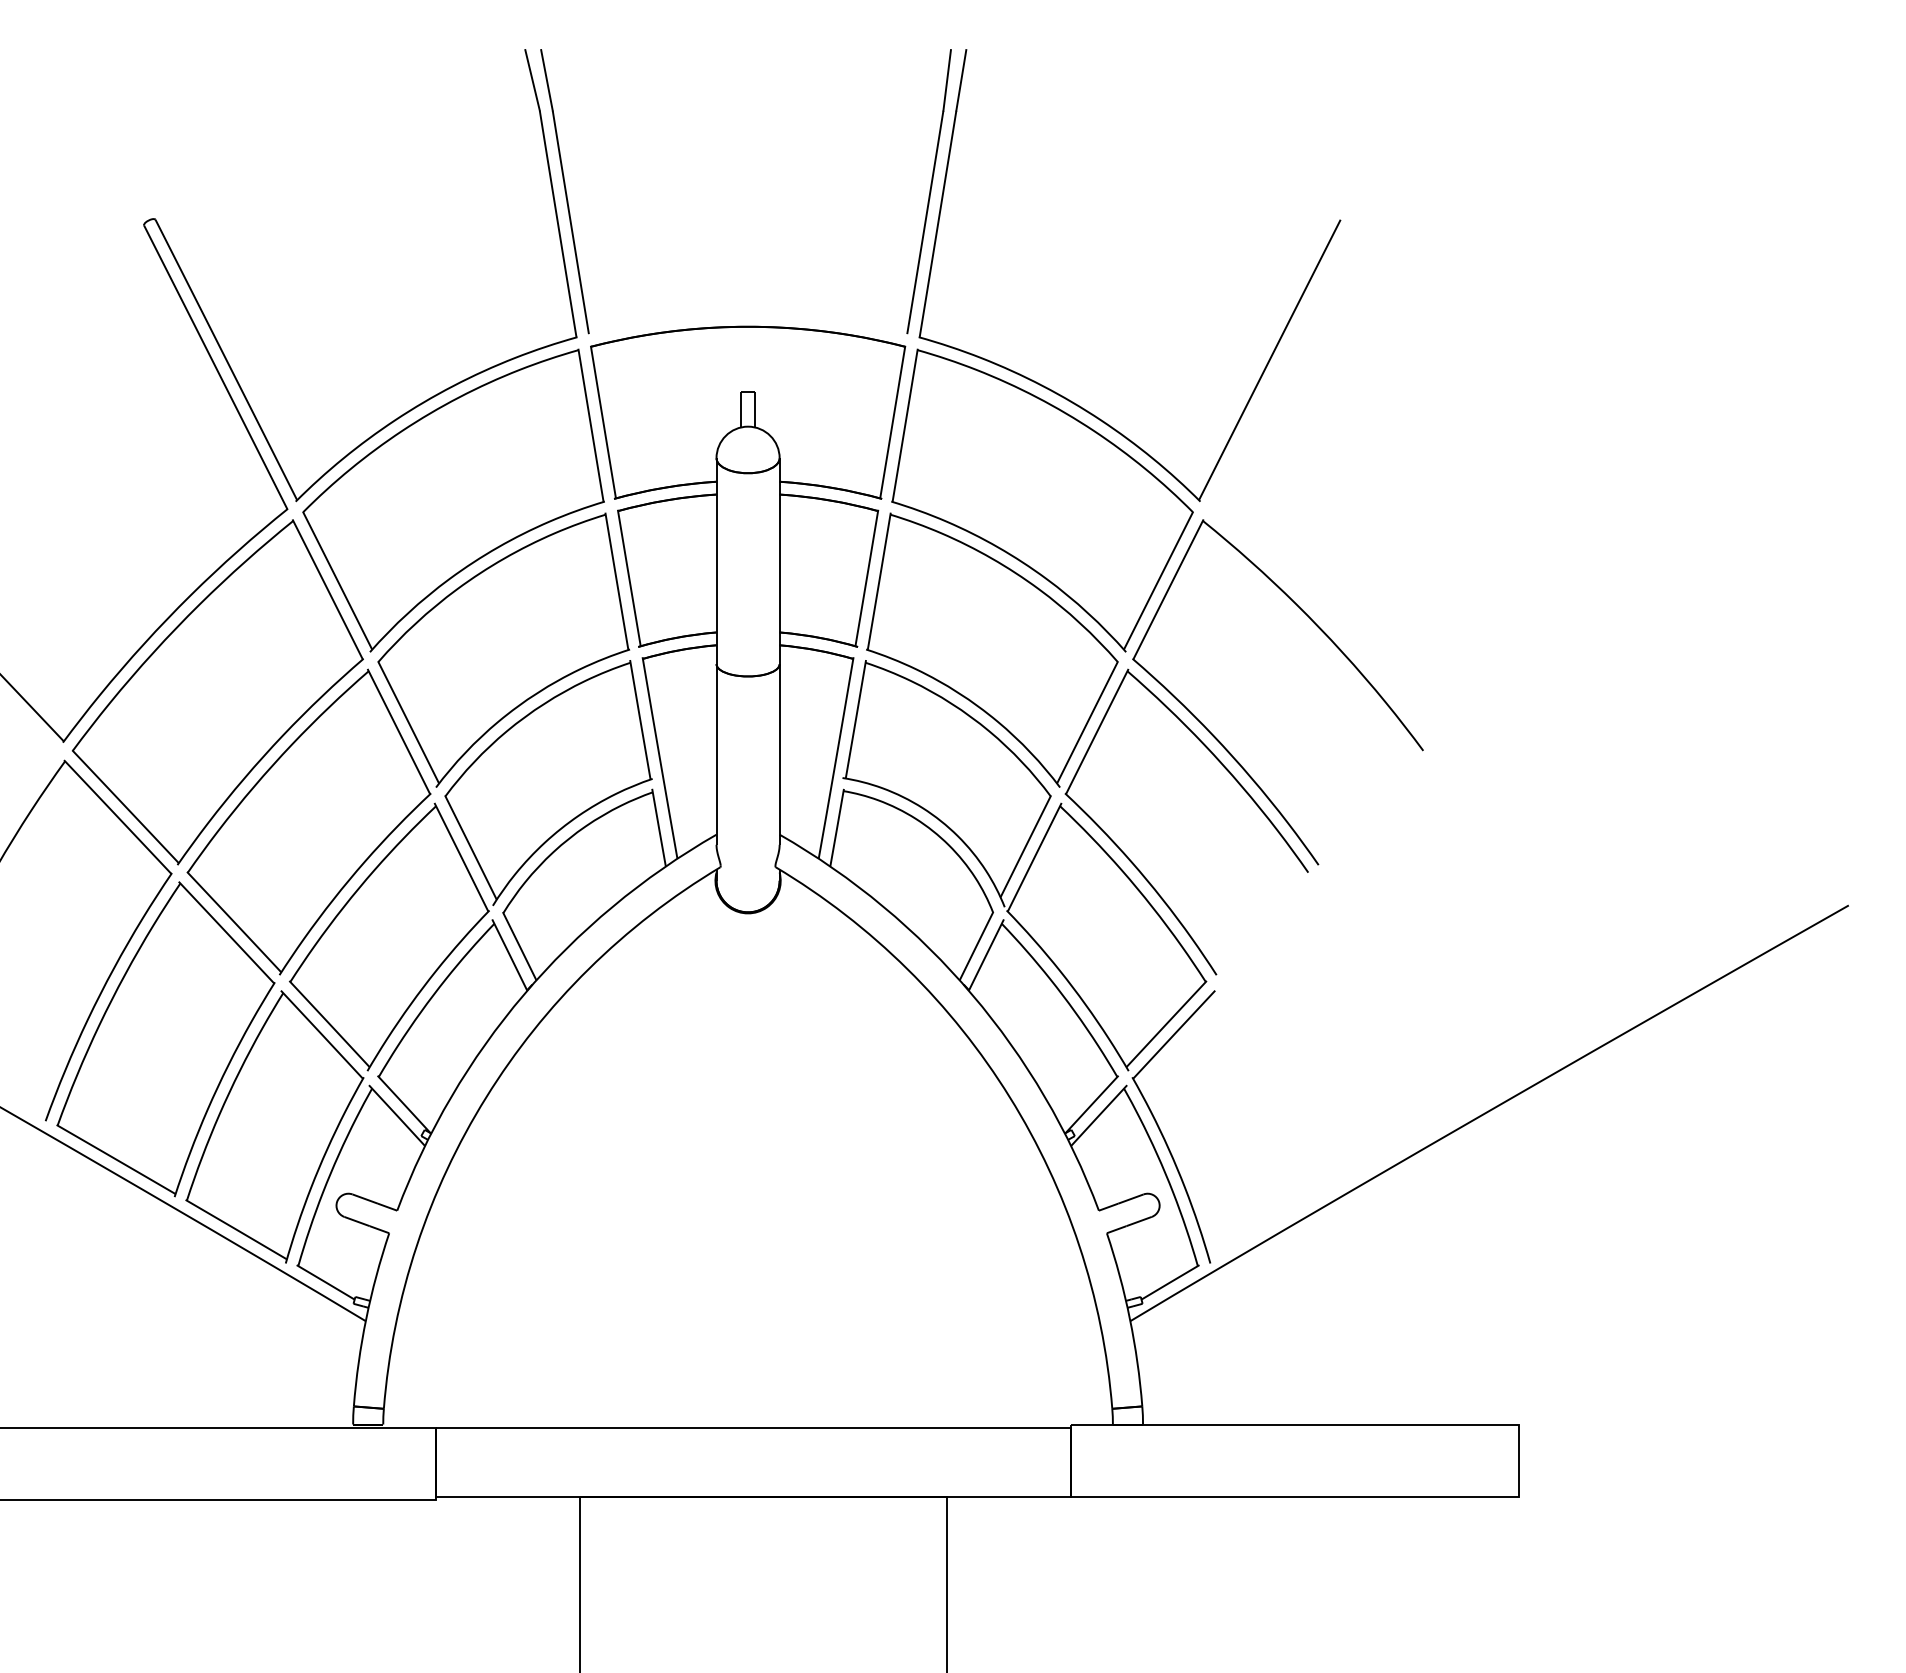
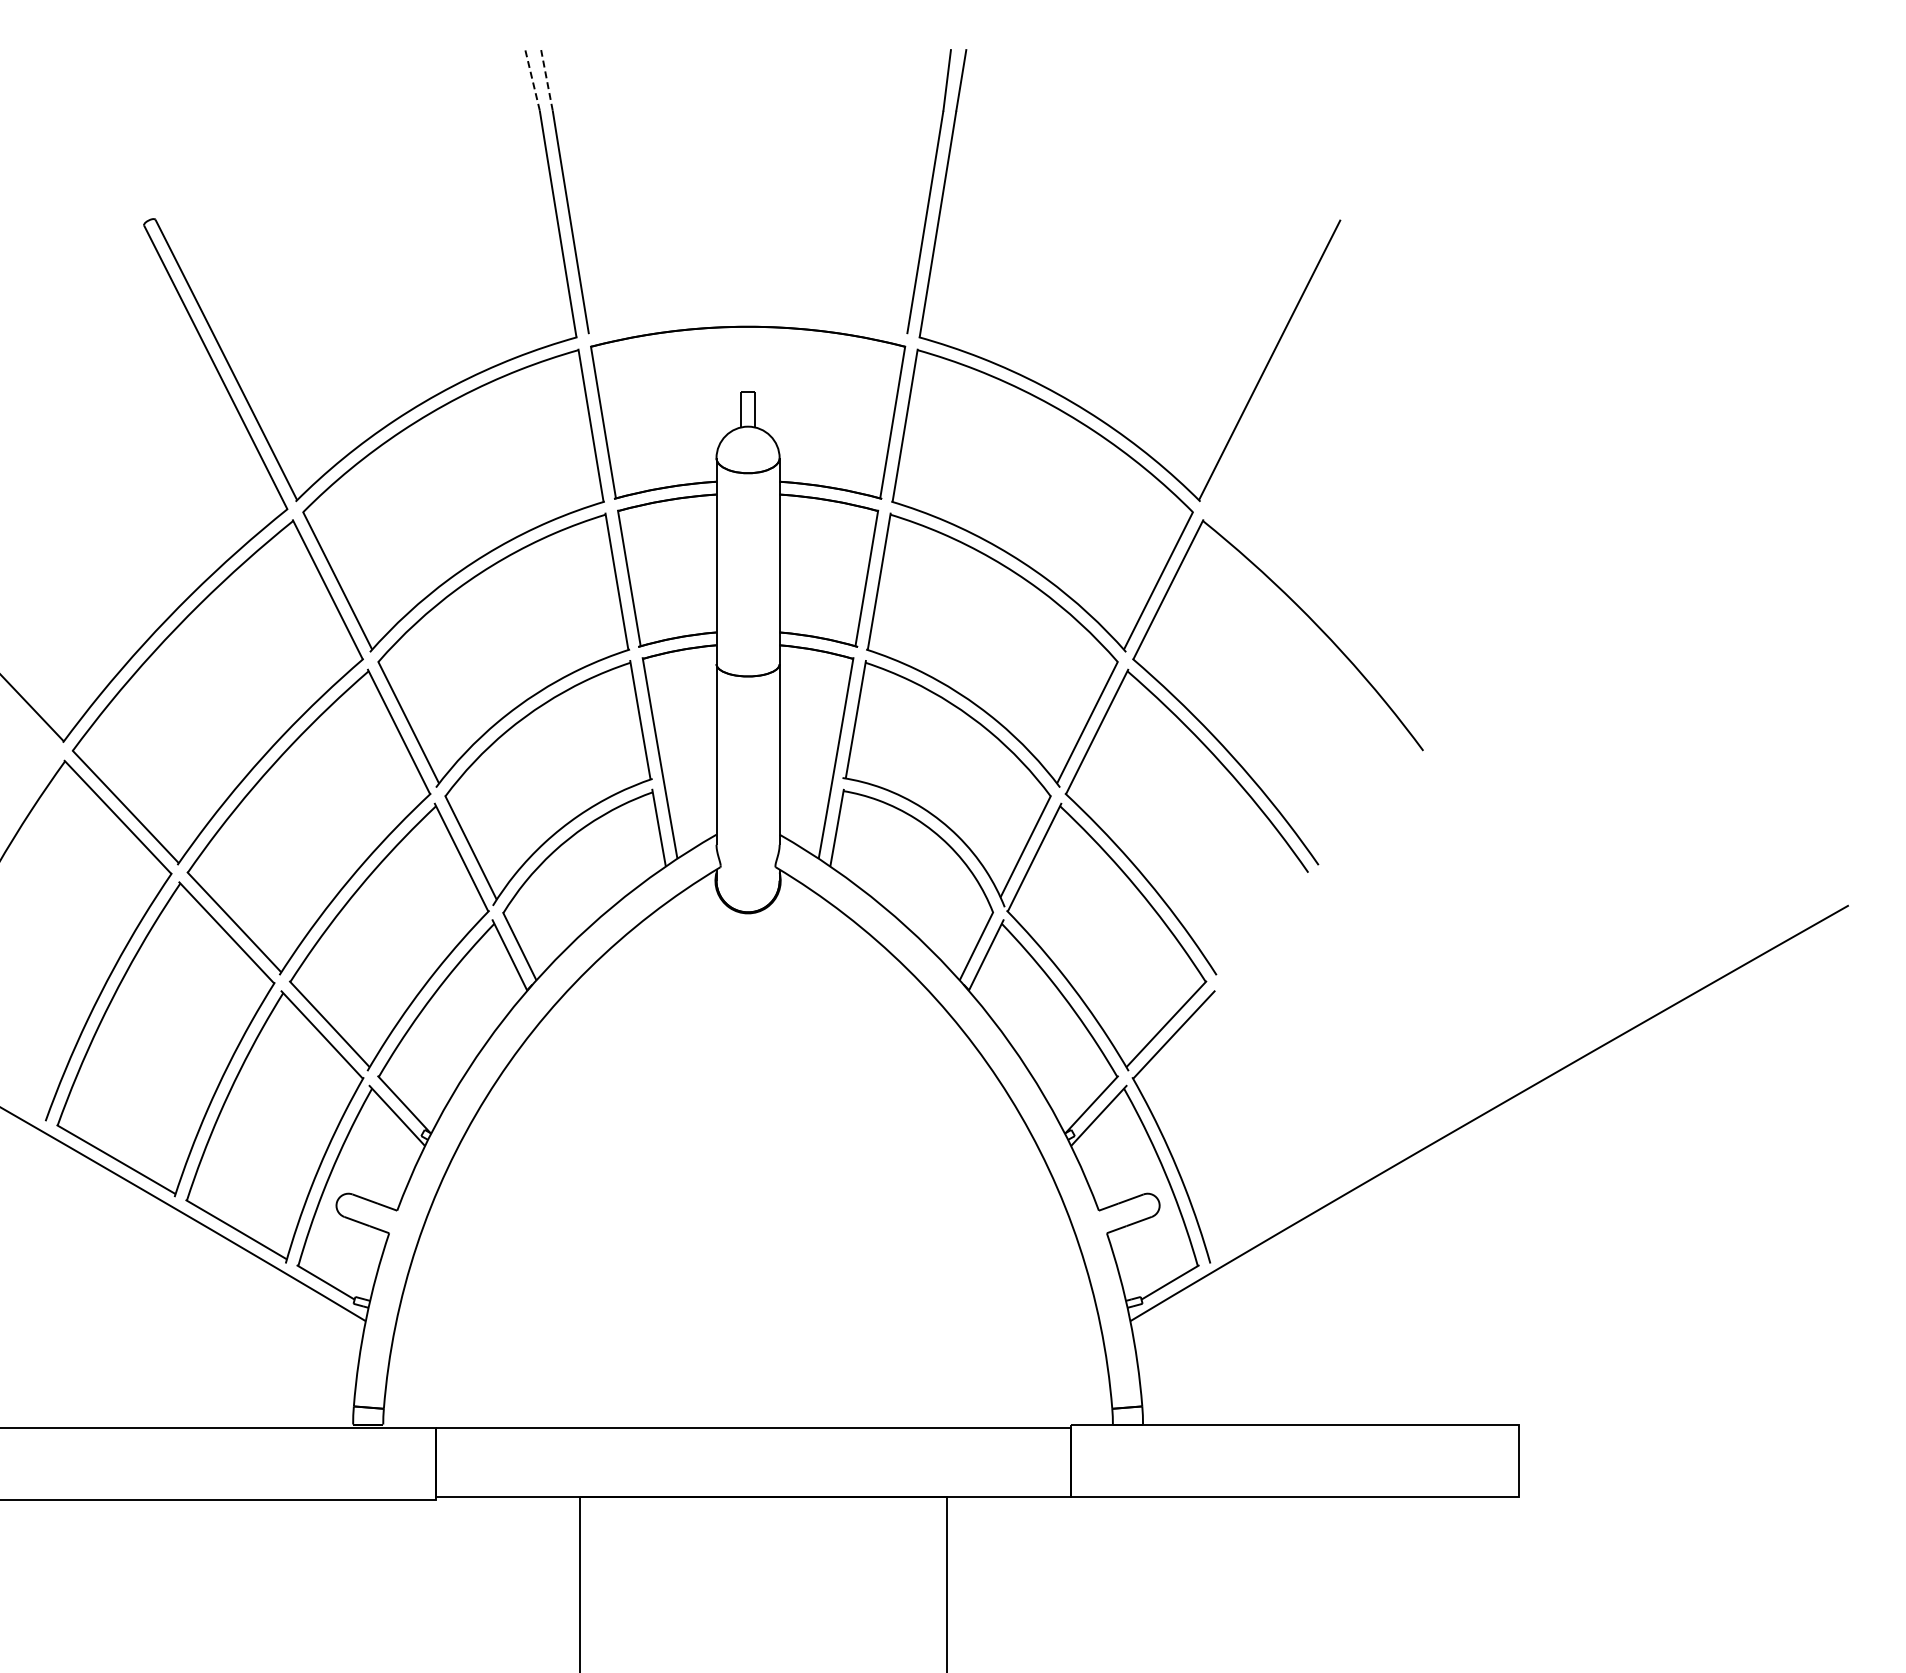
line: solid -> dashed (532, 79)
line: solid -> dashed (546, 80)
